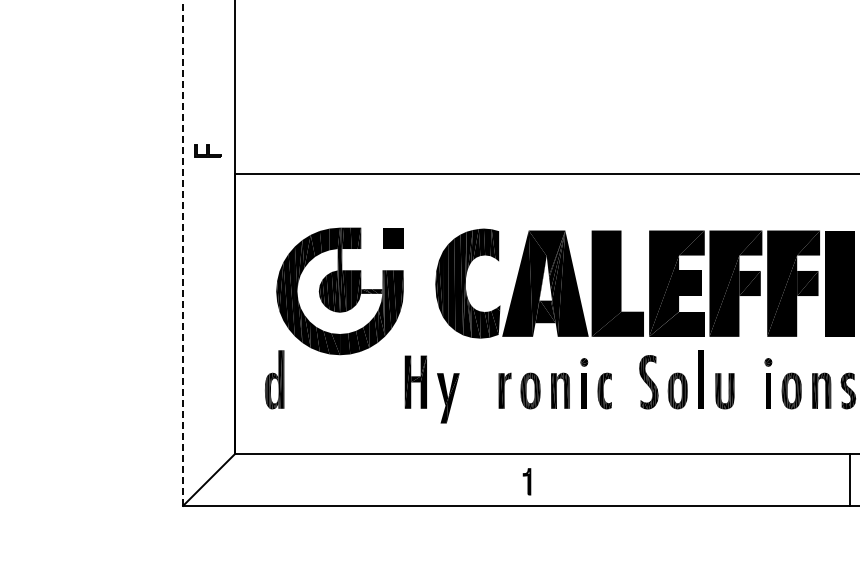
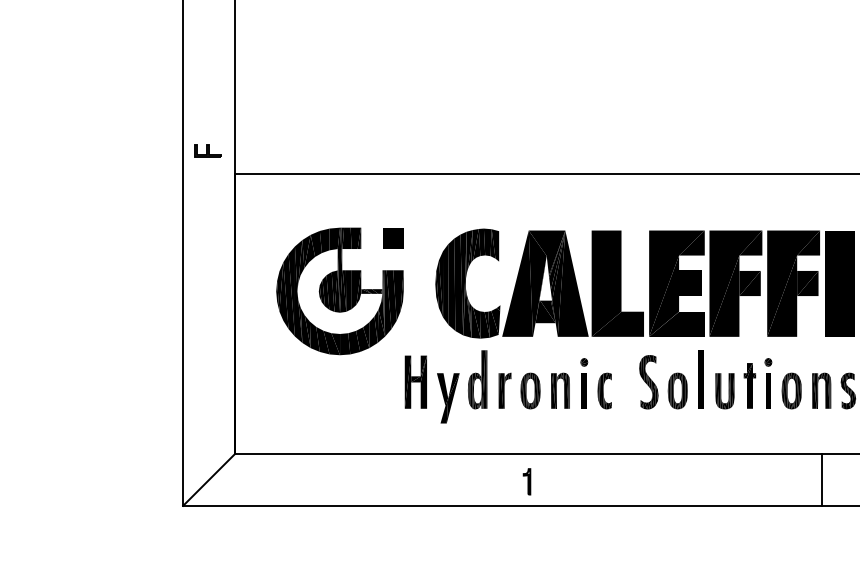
line: dashed -> solid (183, 253)
part position: (274, 379) -> (477, 379) (477, 379)
part: none -> present (749, 385)
line position: (849, 479) -> (821, 479) (821, 479)
